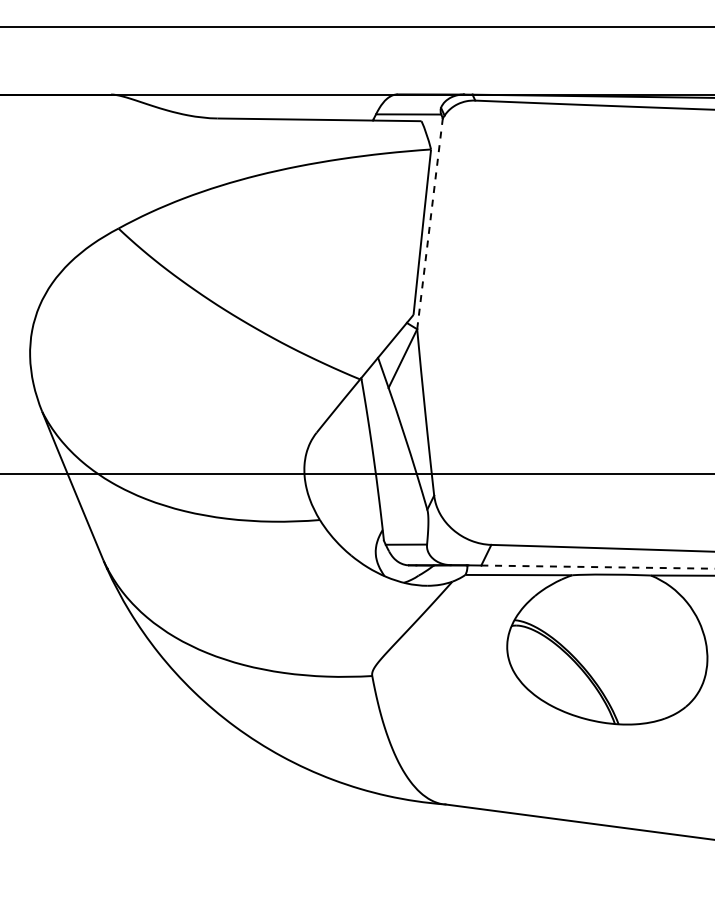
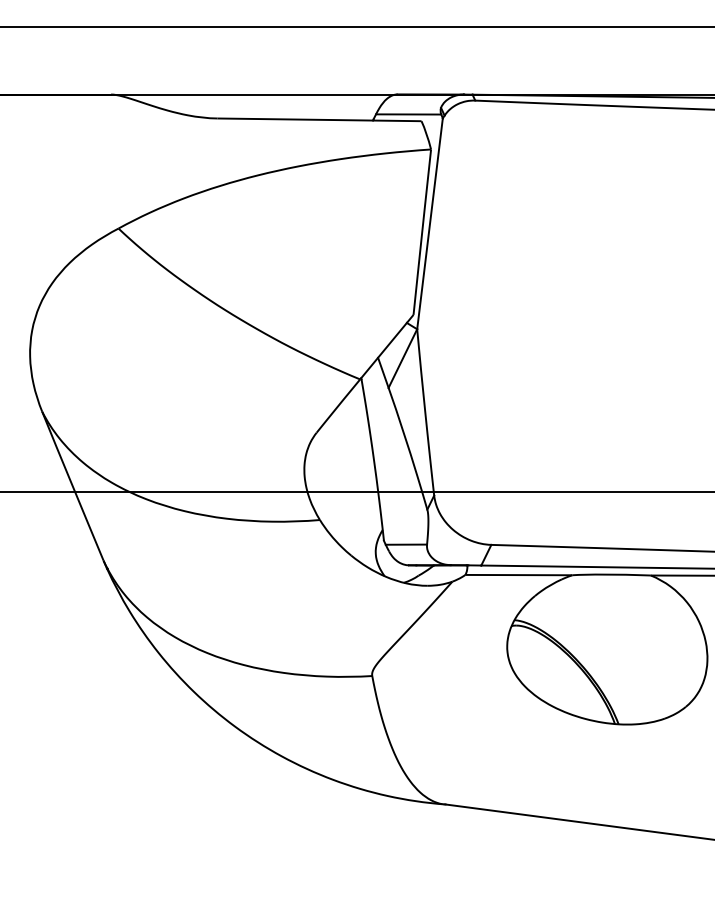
line: dashed -> solid (430, 223)
line position: (356, 474) -> (356, 492) (356, 492)
line: dashed -> solid (598, 567)
